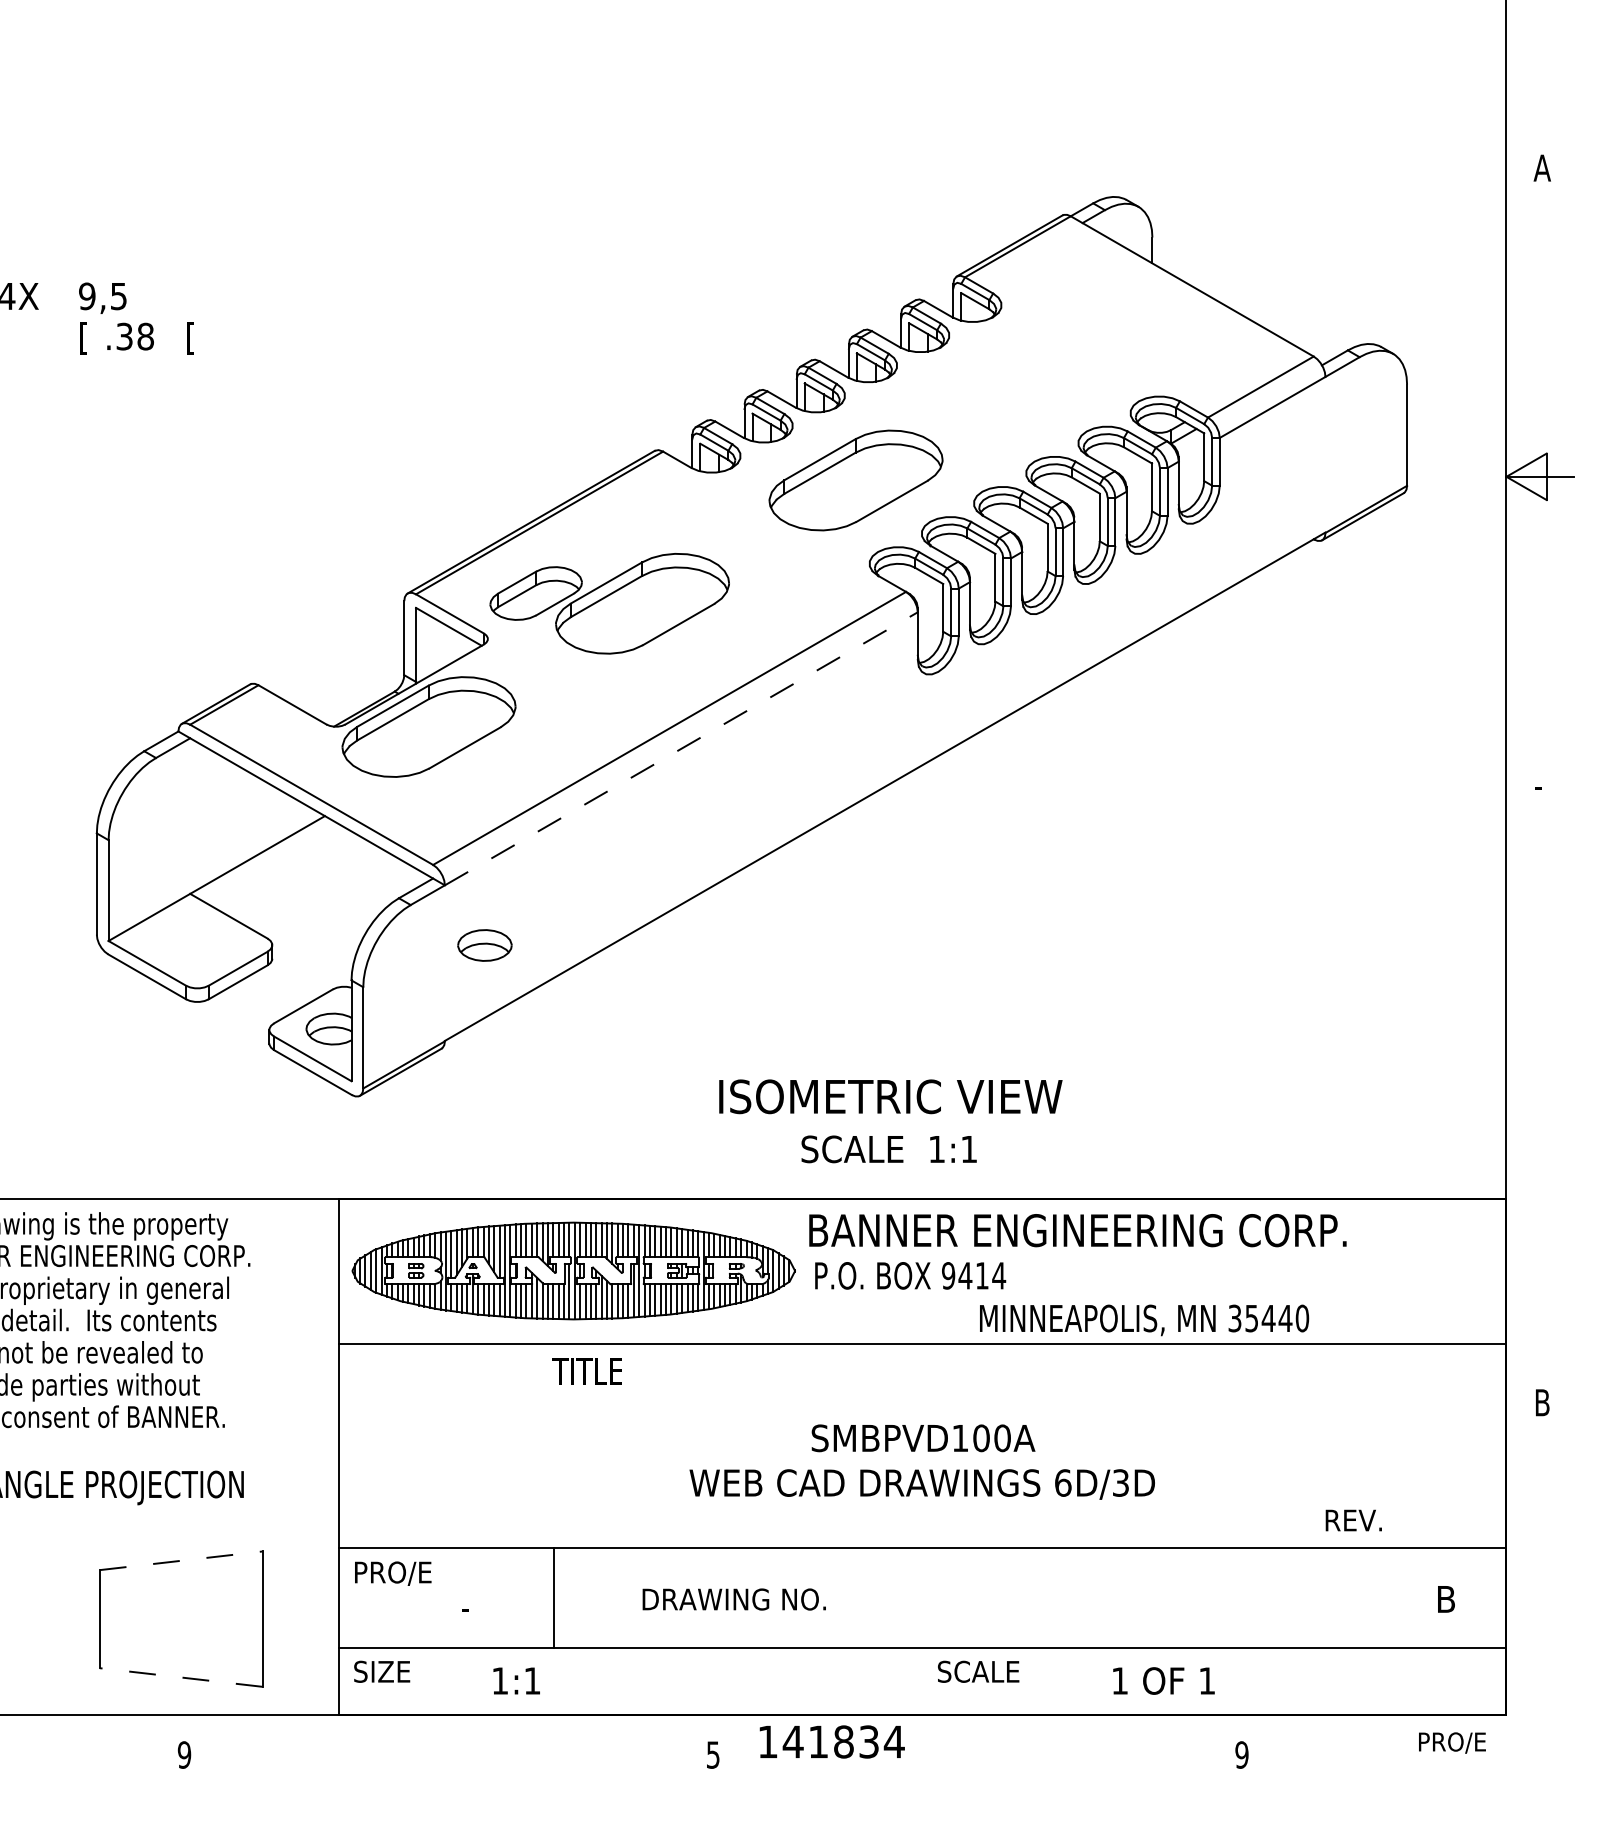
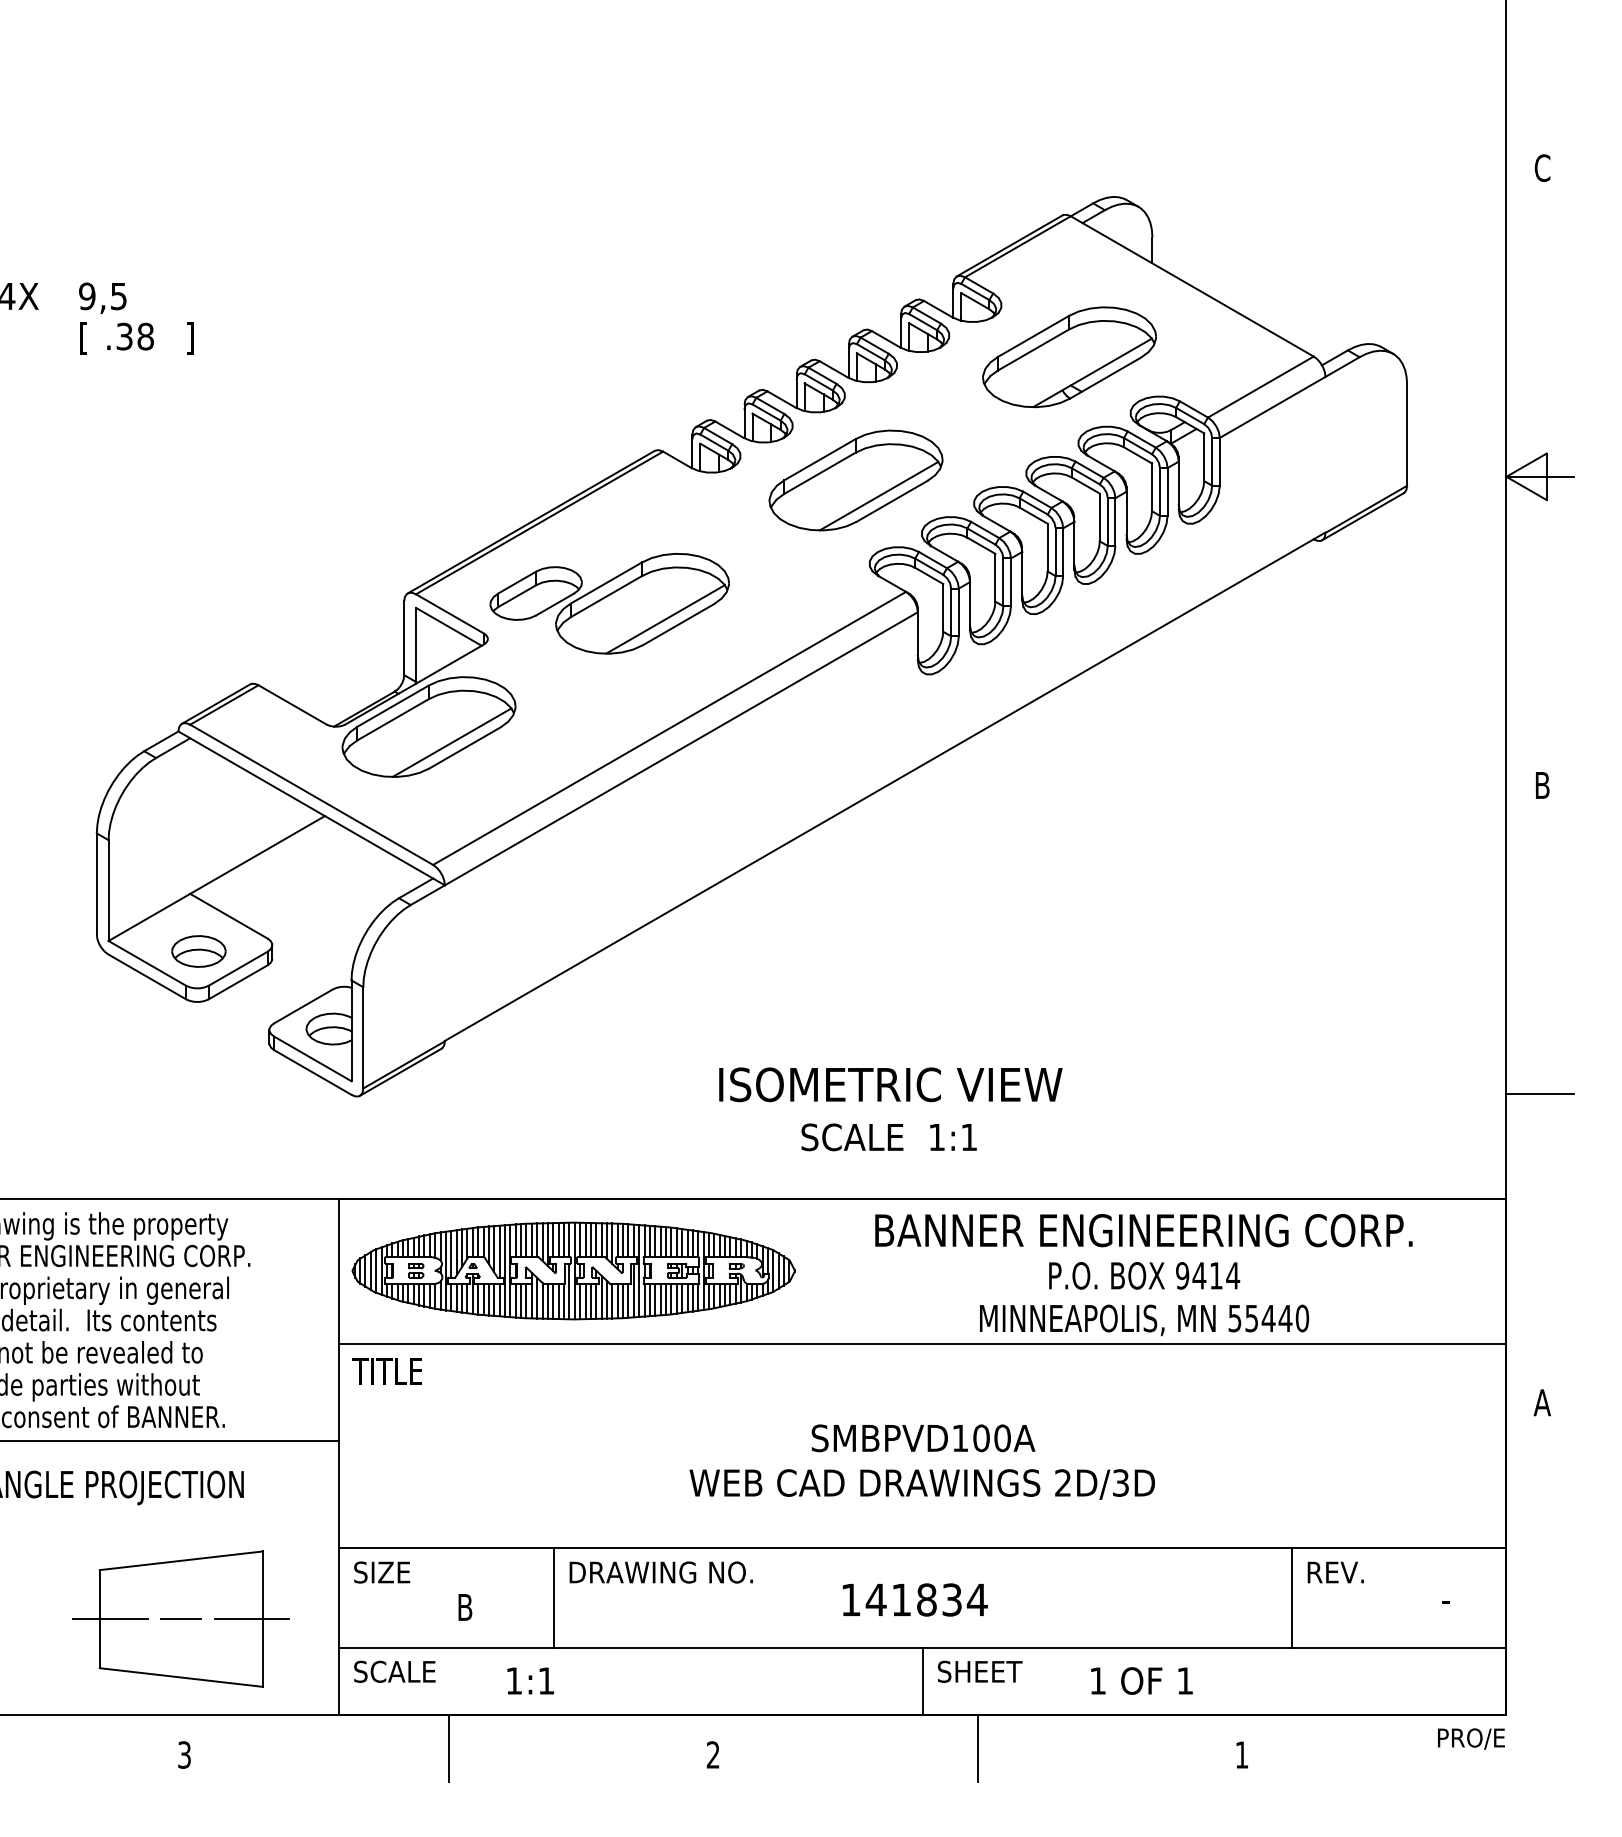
text: A -> C (1541, 167)
text: [ -> ] (190, 338)
part: none -> present (1069, 357)
line: none -> present (878, 495)
line: none -> present (665, 619)
line: none -> present (451, 742)
line: dashed -> solid (681, 748)
text: - -> B (1542, 785)
part position: (484, 945) -> (198, 951) (198, 951)
line: none -> present (1539, 1094)
text position: (890, 1121) -> (890, 1109) (890, 1109)
text position: (1077, 1230) -> (1143, 1230) (1143, 1230)
text position: (910, 1275) -> (1144, 1275) (1144, 1275)
text: 35440 -> 55440 (1235, 1317)
text position: (586, 1371) -> (386, 1371) (386, 1371)
text: B -> A (1541, 1402)
line: none -> present (170, 1441)
text: 6D/3D -> 2D/3D (1063, 1482)
text position: (1353, 1520) -> (1335, 1572) (1335, 1572)
line: dashed -> solid (181, 1560)
text: PRO/E -> SIZE (392, 1573)
line: none -> present (1291, 1597)
text position: (733, 1599) -> (660, 1572) (660, 1572)
text: B -> - (1446, 1599)
text: - -> B (465, 1607)
line: none -> present (109, 1619)
line: none -> present (181, 1619)
line: none -> present (251, 1619)
text: SIZE -> SCALE (402, 1671)
text: SCALE -> SHEET (988, 1671)
line: dashed -> solid (181, 1677)
text position: (516, 1680) -> (530, 1680) (530, 1680)
line: none -> present (922, 1680)
text position: (1163, 1680) -> (1141, 1680) (1141, 1680)
text position: (831, 1741) -> (914, 1599) (914, 1599)
text position: (1452, 1742) -> (1471, 1738) (1471, 1738)
line: none -> present (448, 1747)
line: none -> present (977, 1747)
text: 9 -> 3 (184, 1754)
text: 5 -> 2 (712, 1754)
text: 9 -> 1 (1241, 1754)
